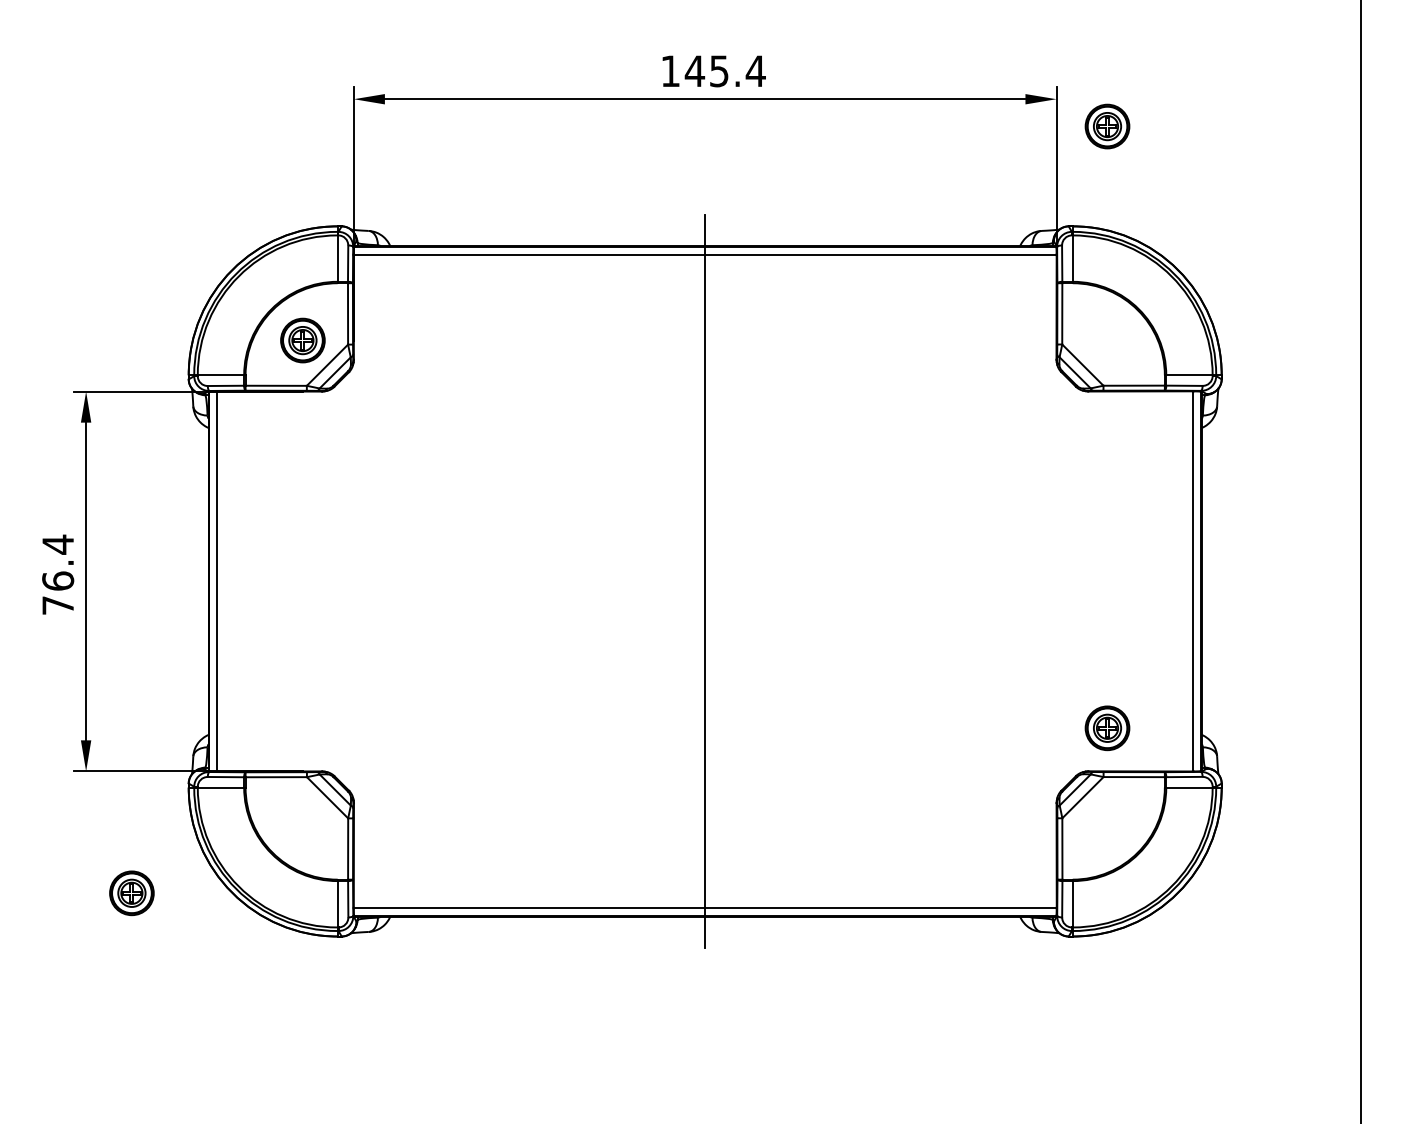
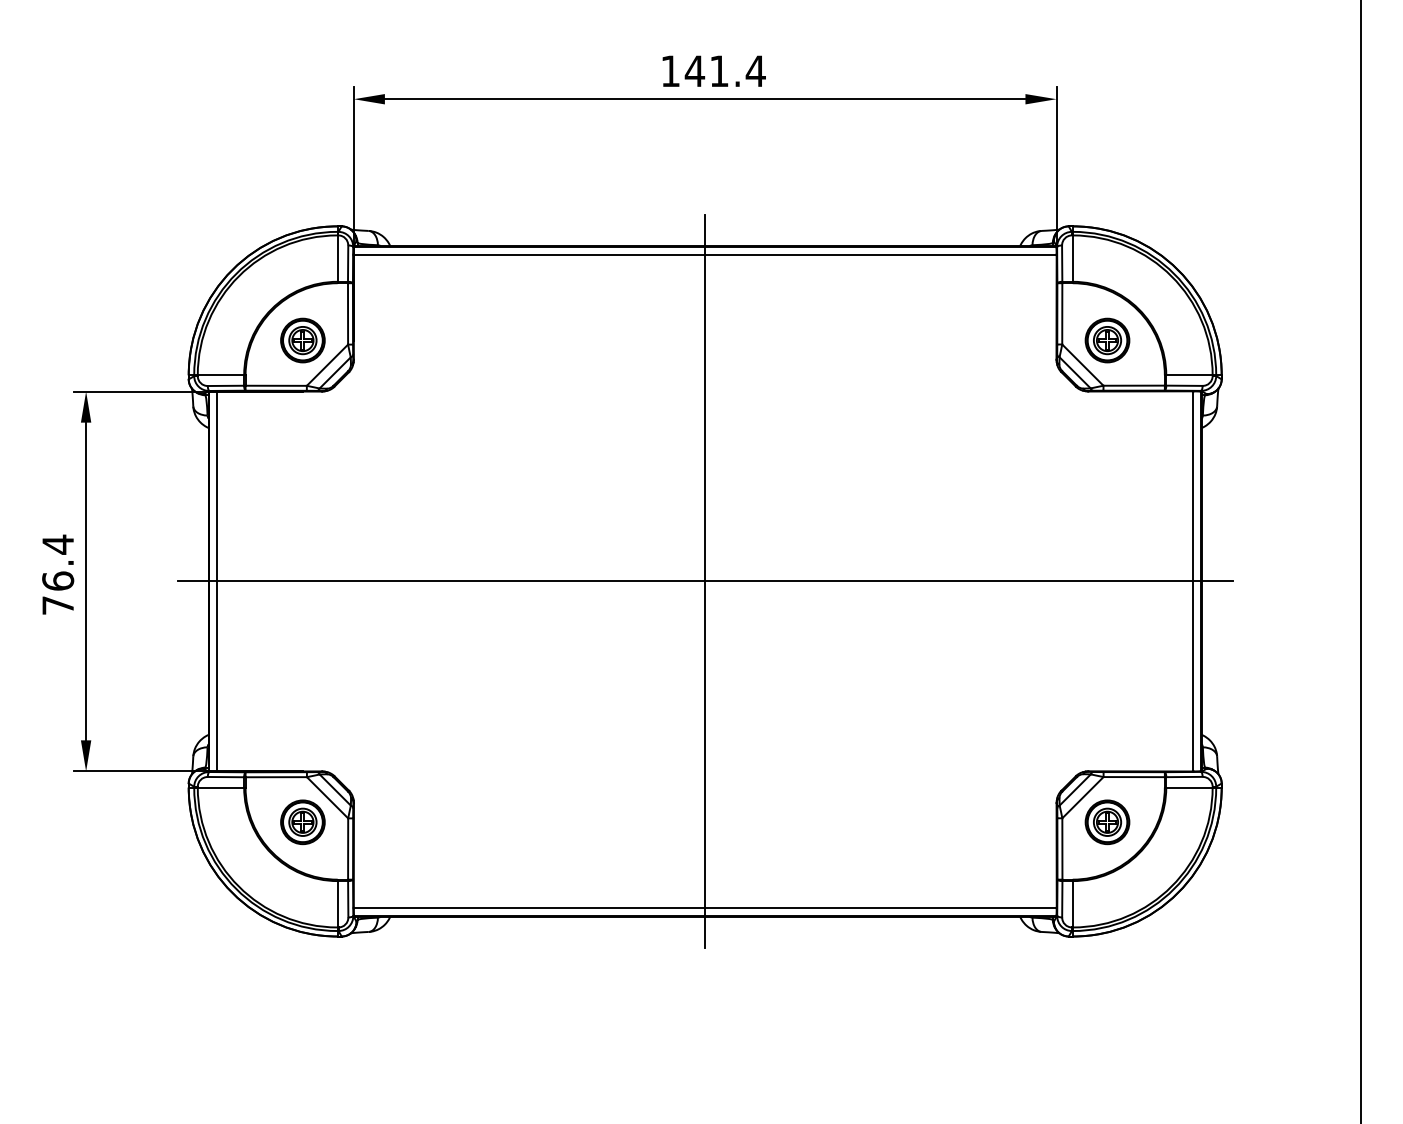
text: 145.4 -> 141.4 (719, 71)
part position: (1107, 126) -> (1107, 340) (1107, 340)
line: none -> present (704, 581)
part position: (1107, 728) -> (1107, 822) (1107, 822)
part position: (131, 893) -> (302, 822) (302, 822)
